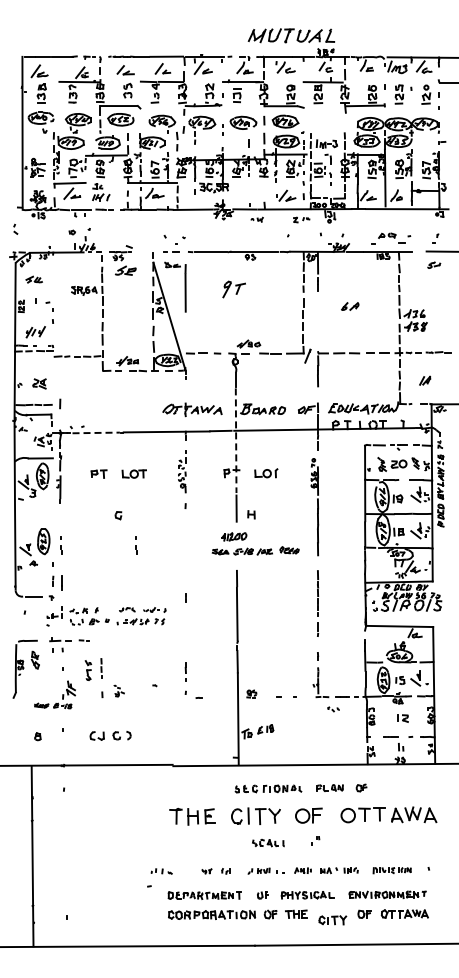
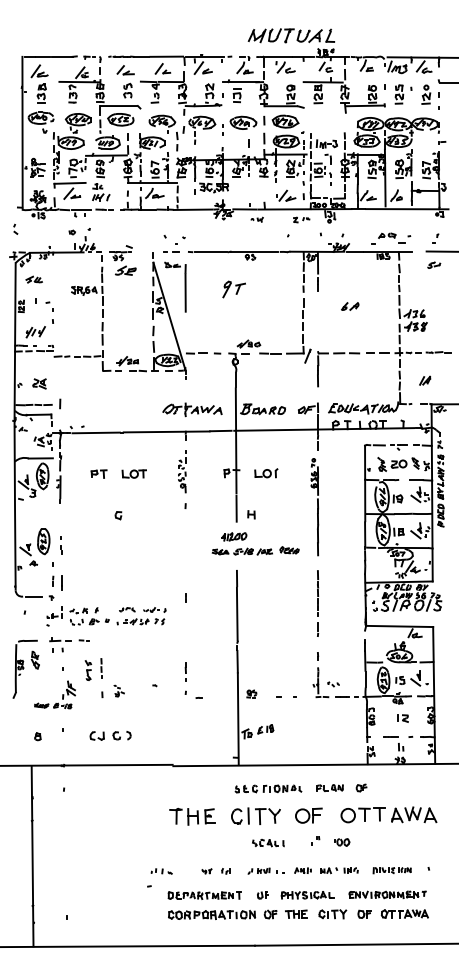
line: dashed -> solid (96, 432)
line: dashed -> solid (236, 441)
part: present -> none (136, 545)
part position: (333, 709) -> (333, 684) (333, 684)
part: none -> present (342, 842)
part position: (332, 920) -> (332, 914) (332, 914)
